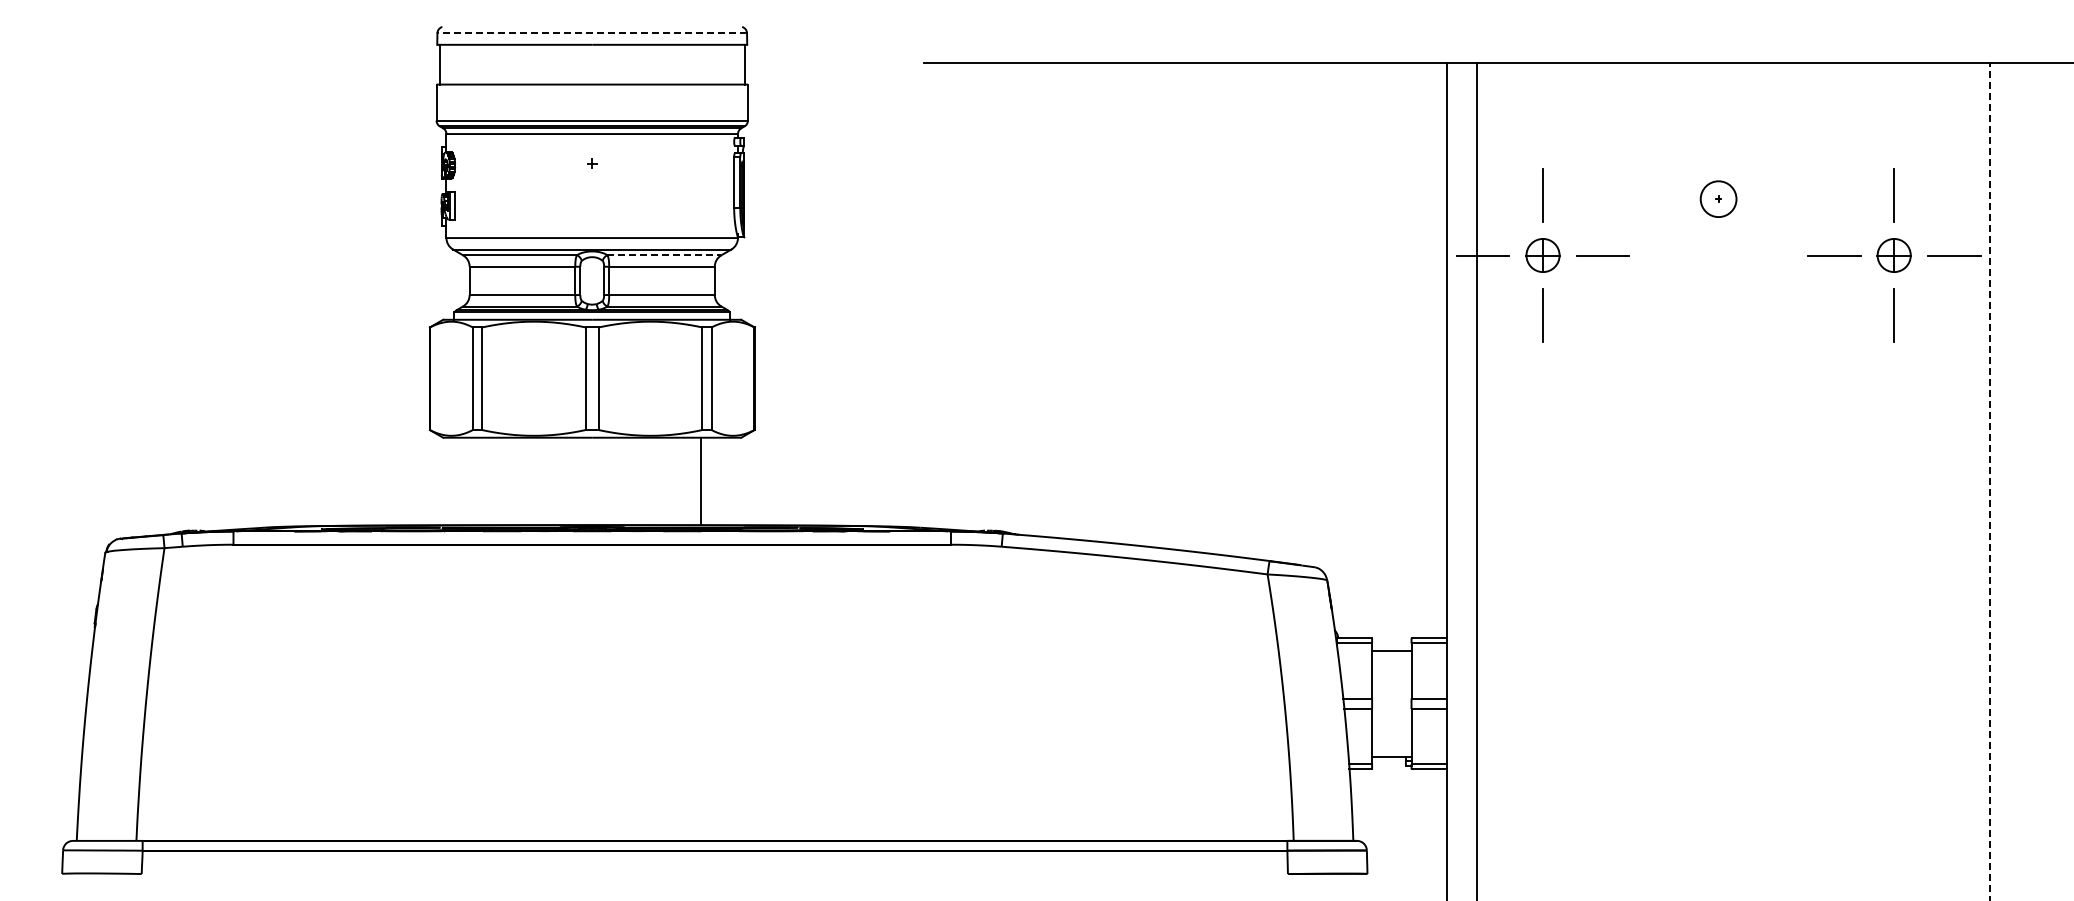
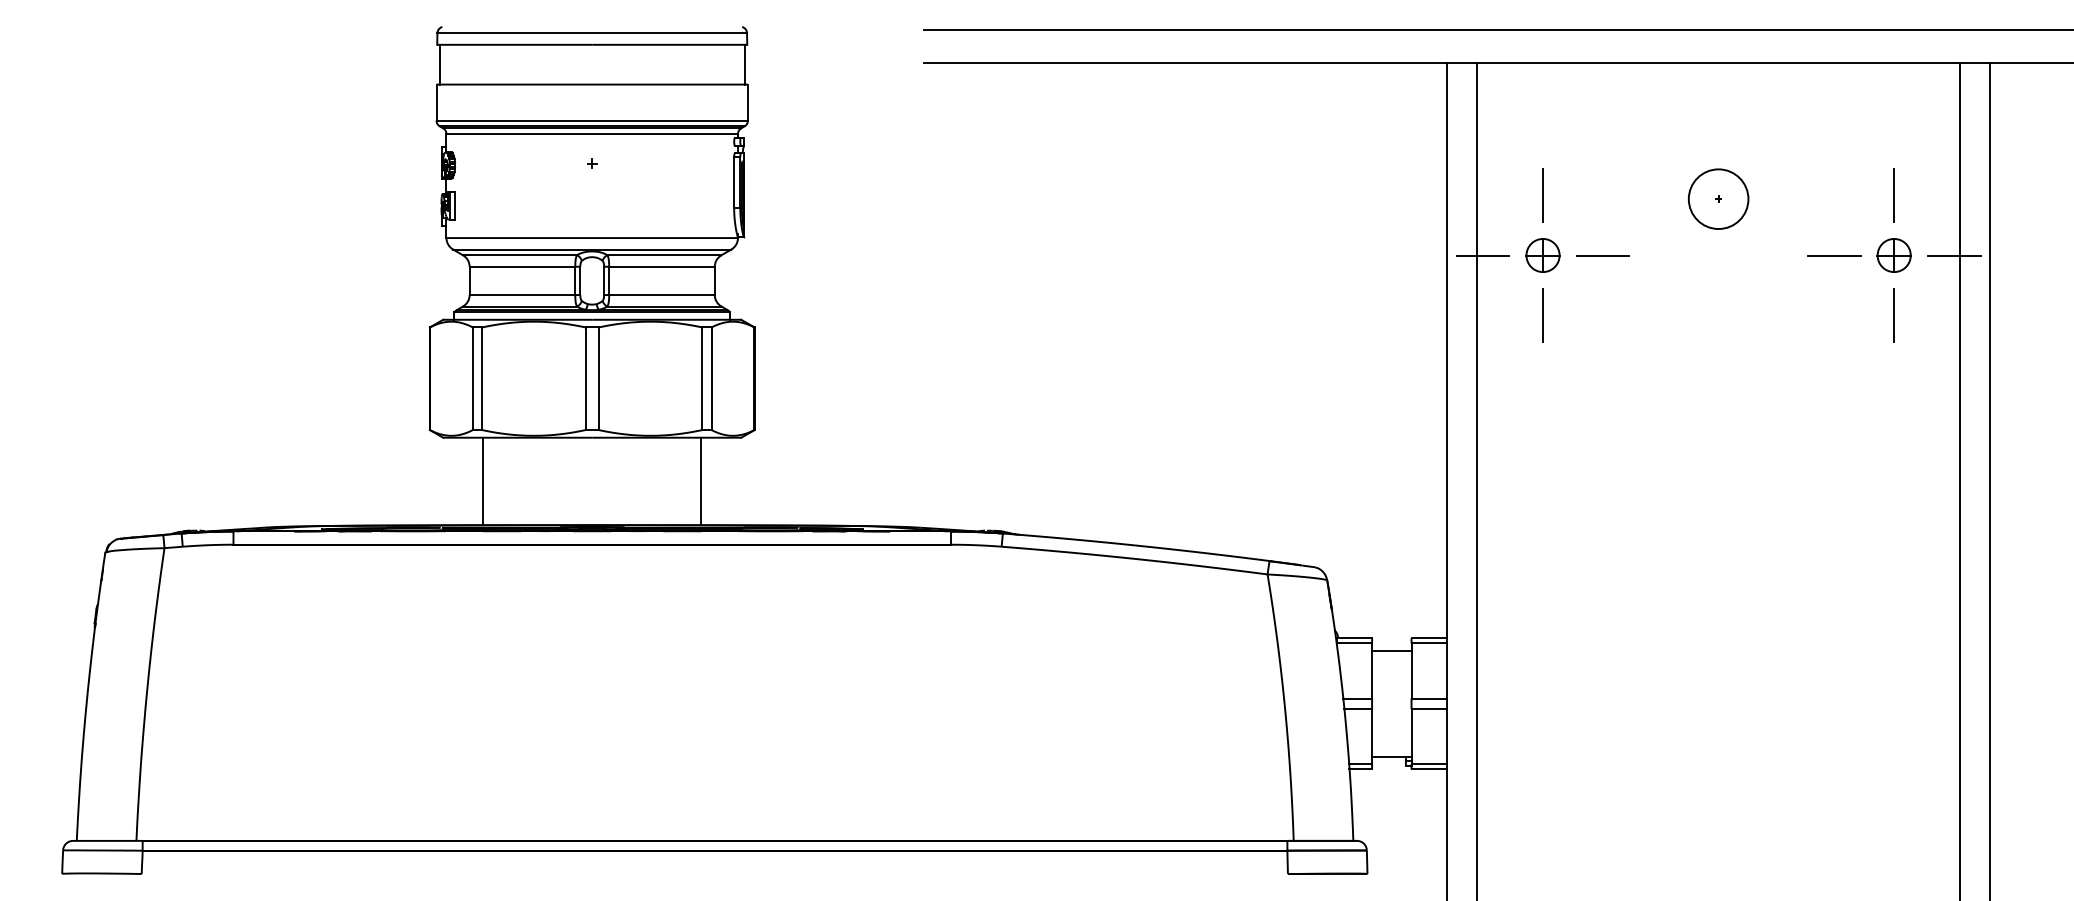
line: none -> present (1496, 30)
line: dashed -> solid (592, 33)
circle diameter: 36 px -> 60 px (1718, 199)
line: dashed -> solid (664, 255)
line: none -> present (1960, 480)
line: none -> present (483, 481)
line: dashed -> solid (1990, 481)
